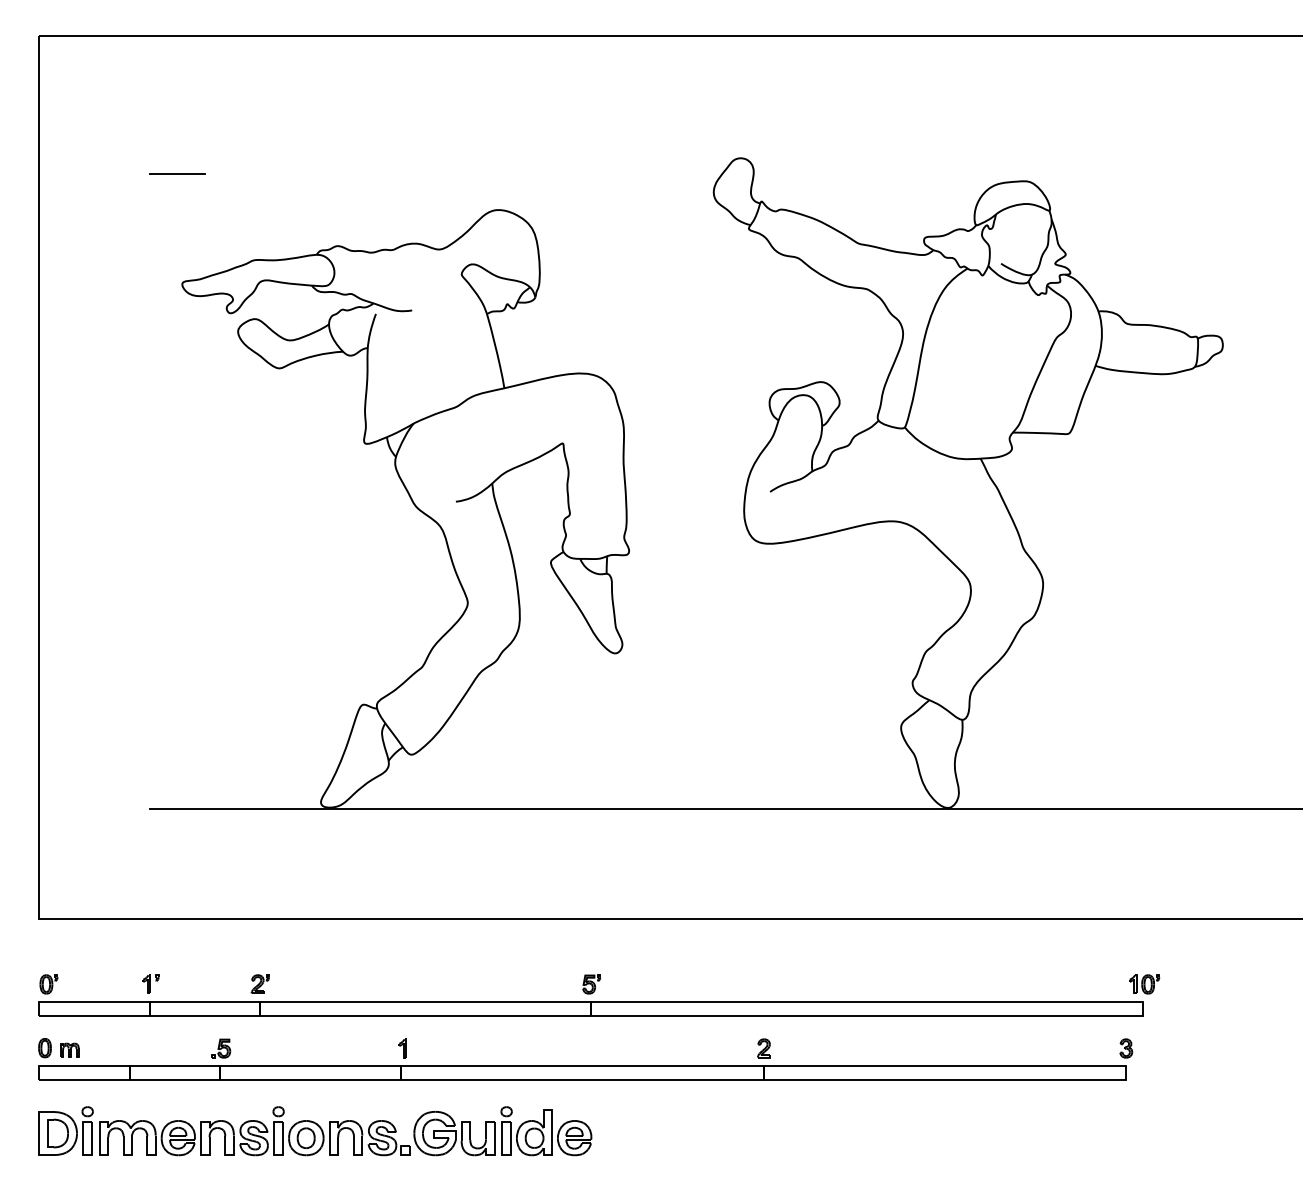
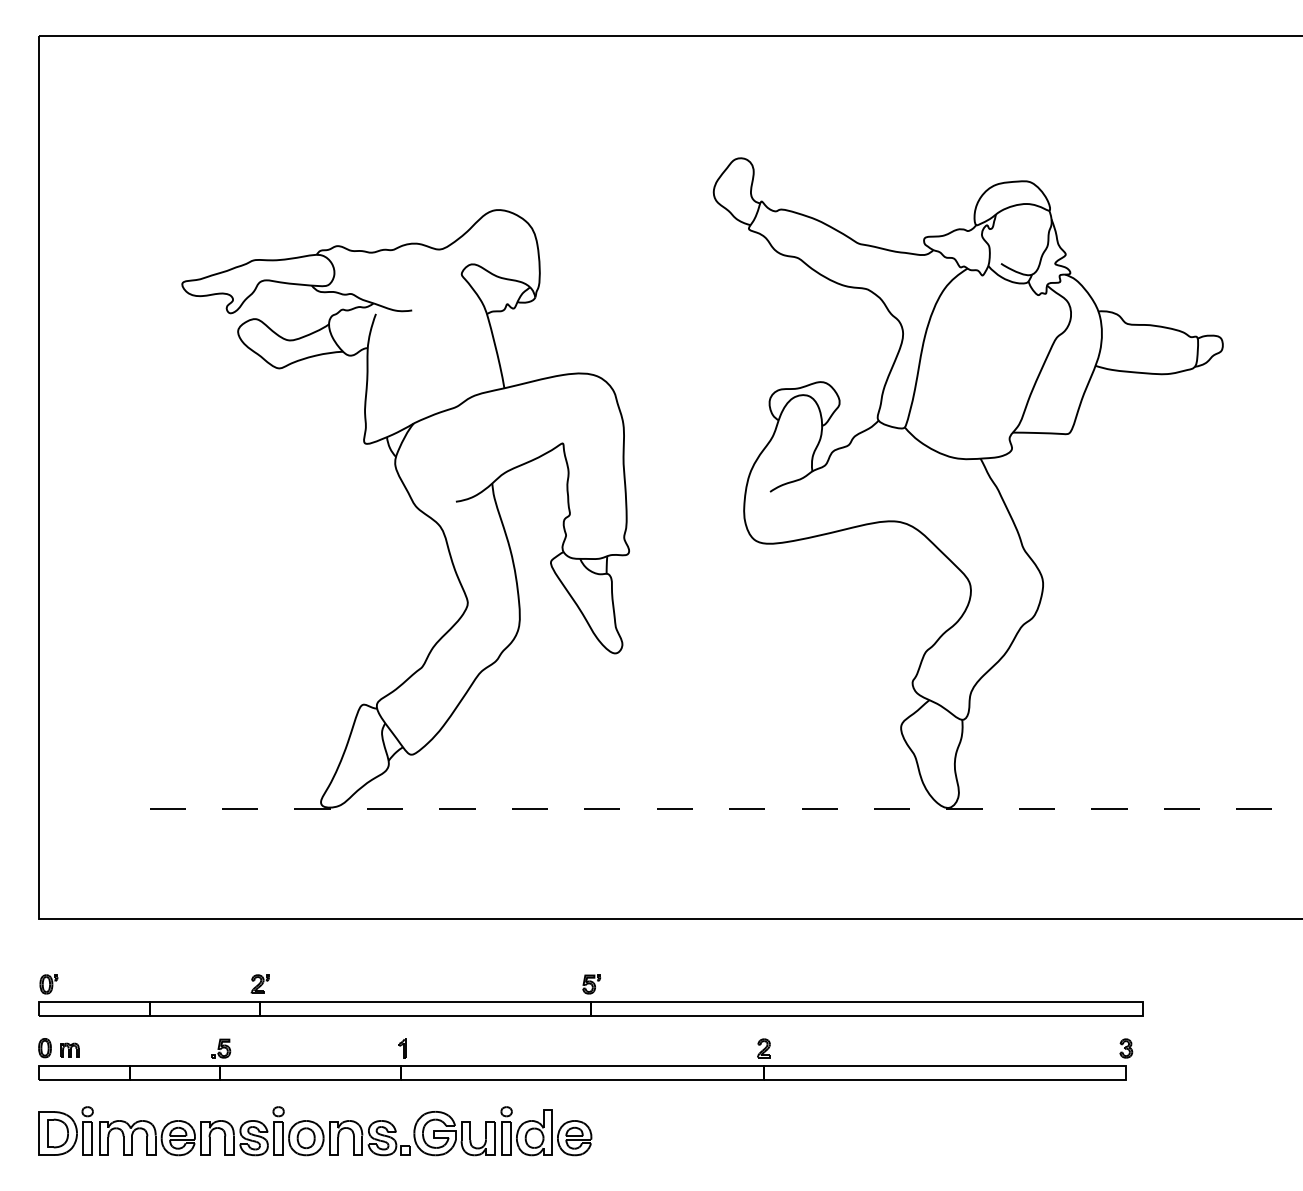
line: present -> none (176, 173)
line: solid -> dashed (726, 808)
part: present -> none (150, 983)
part: present -> none (1144, 984)
